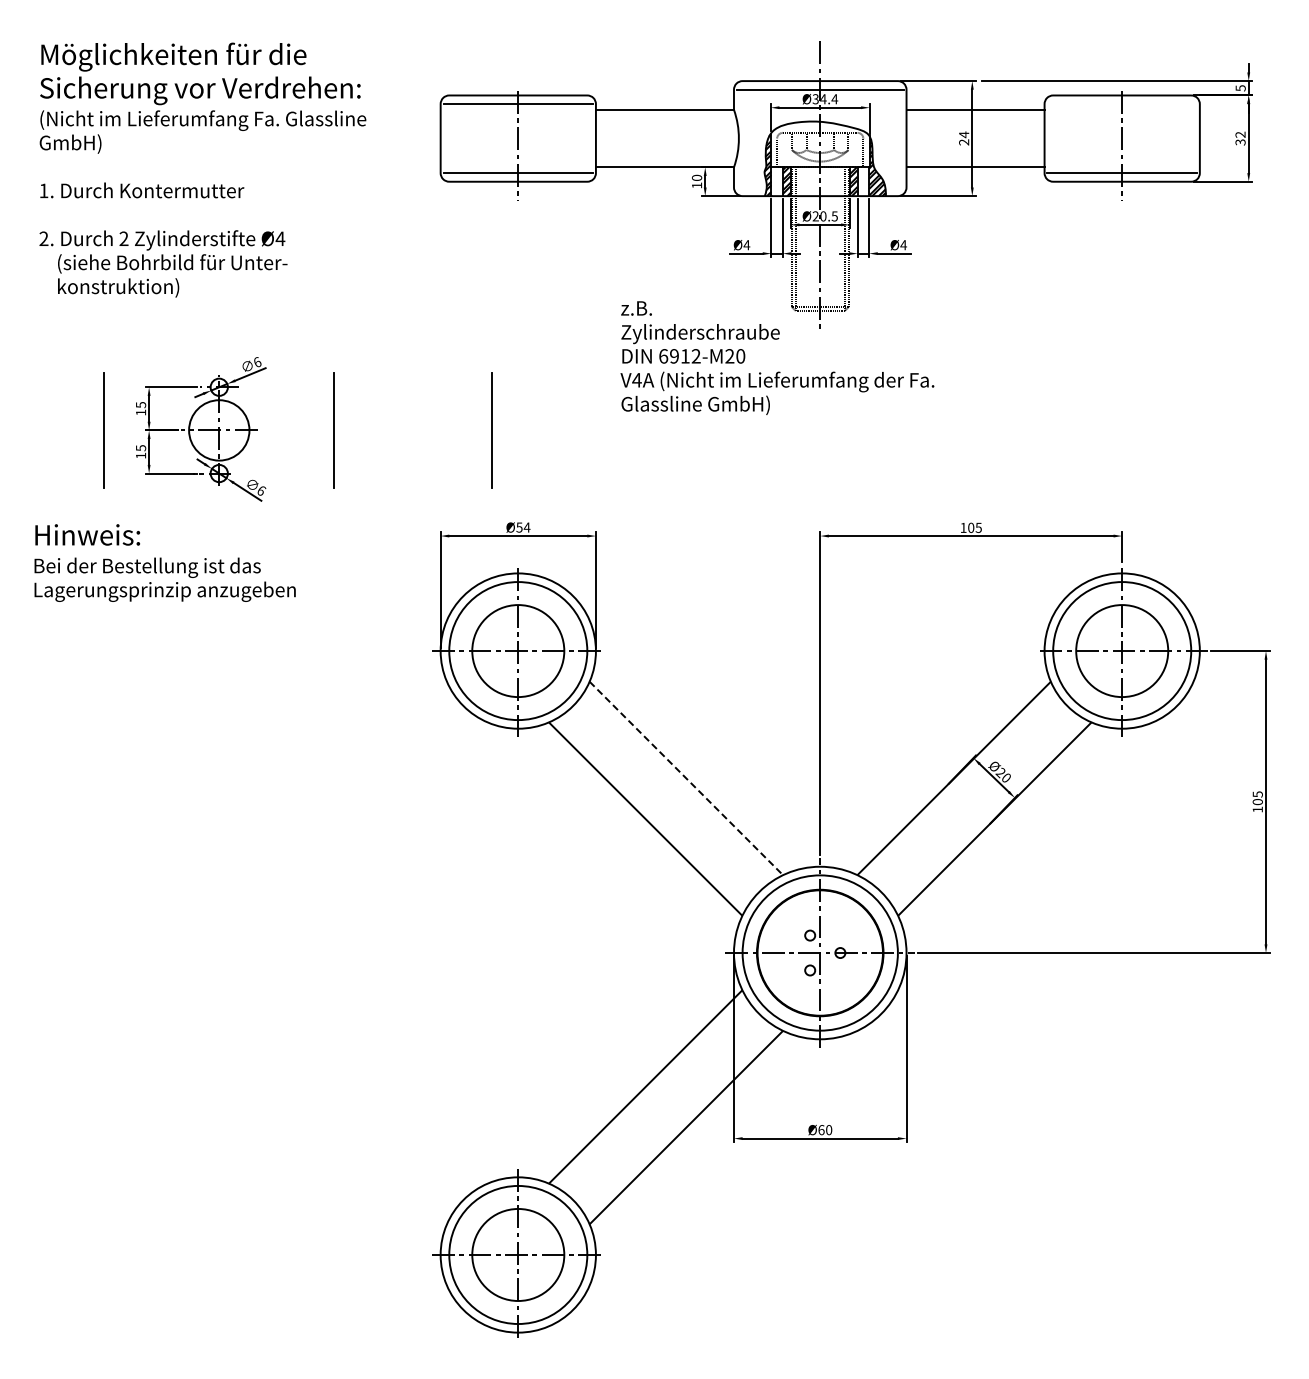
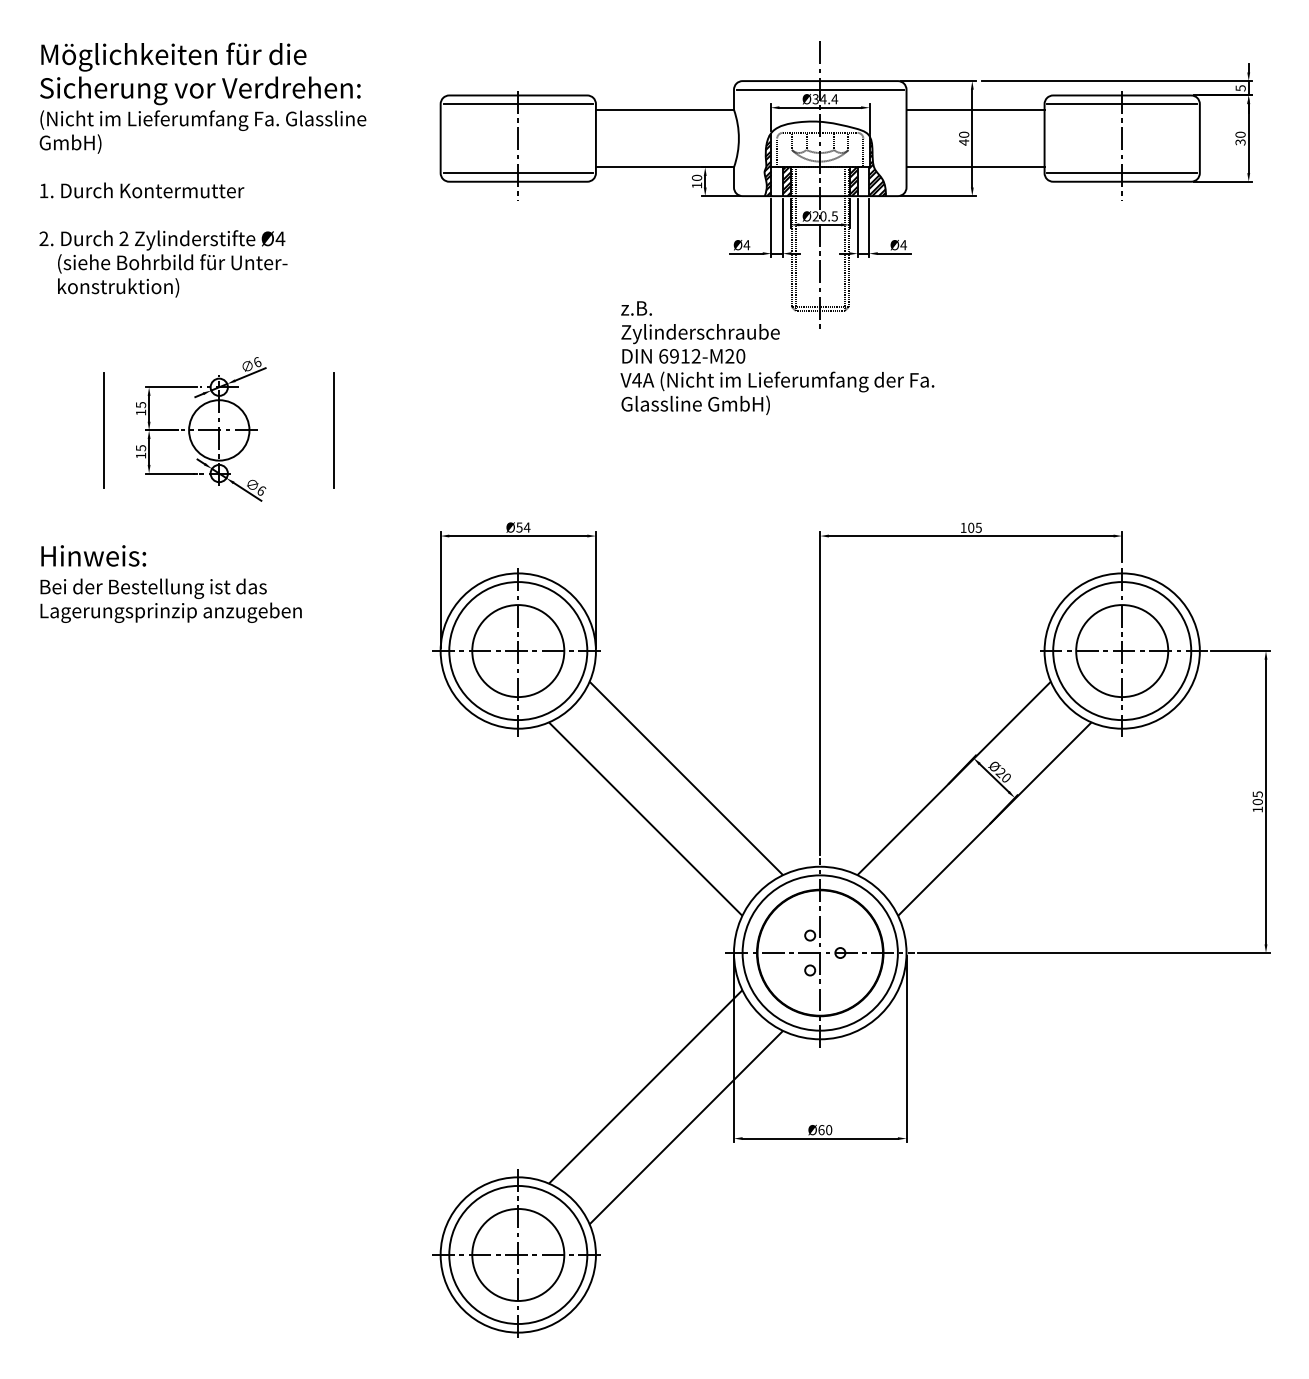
line: none -> present (1121, 104)
text: 32 -> 30 (1240, 134)
text: 24 -> 40 (964, 138)
line: present -> none (491, 430)
text position: (164, 562) -> (170, 583) (170, 583)
line: dashed -> solid (686, 778)
